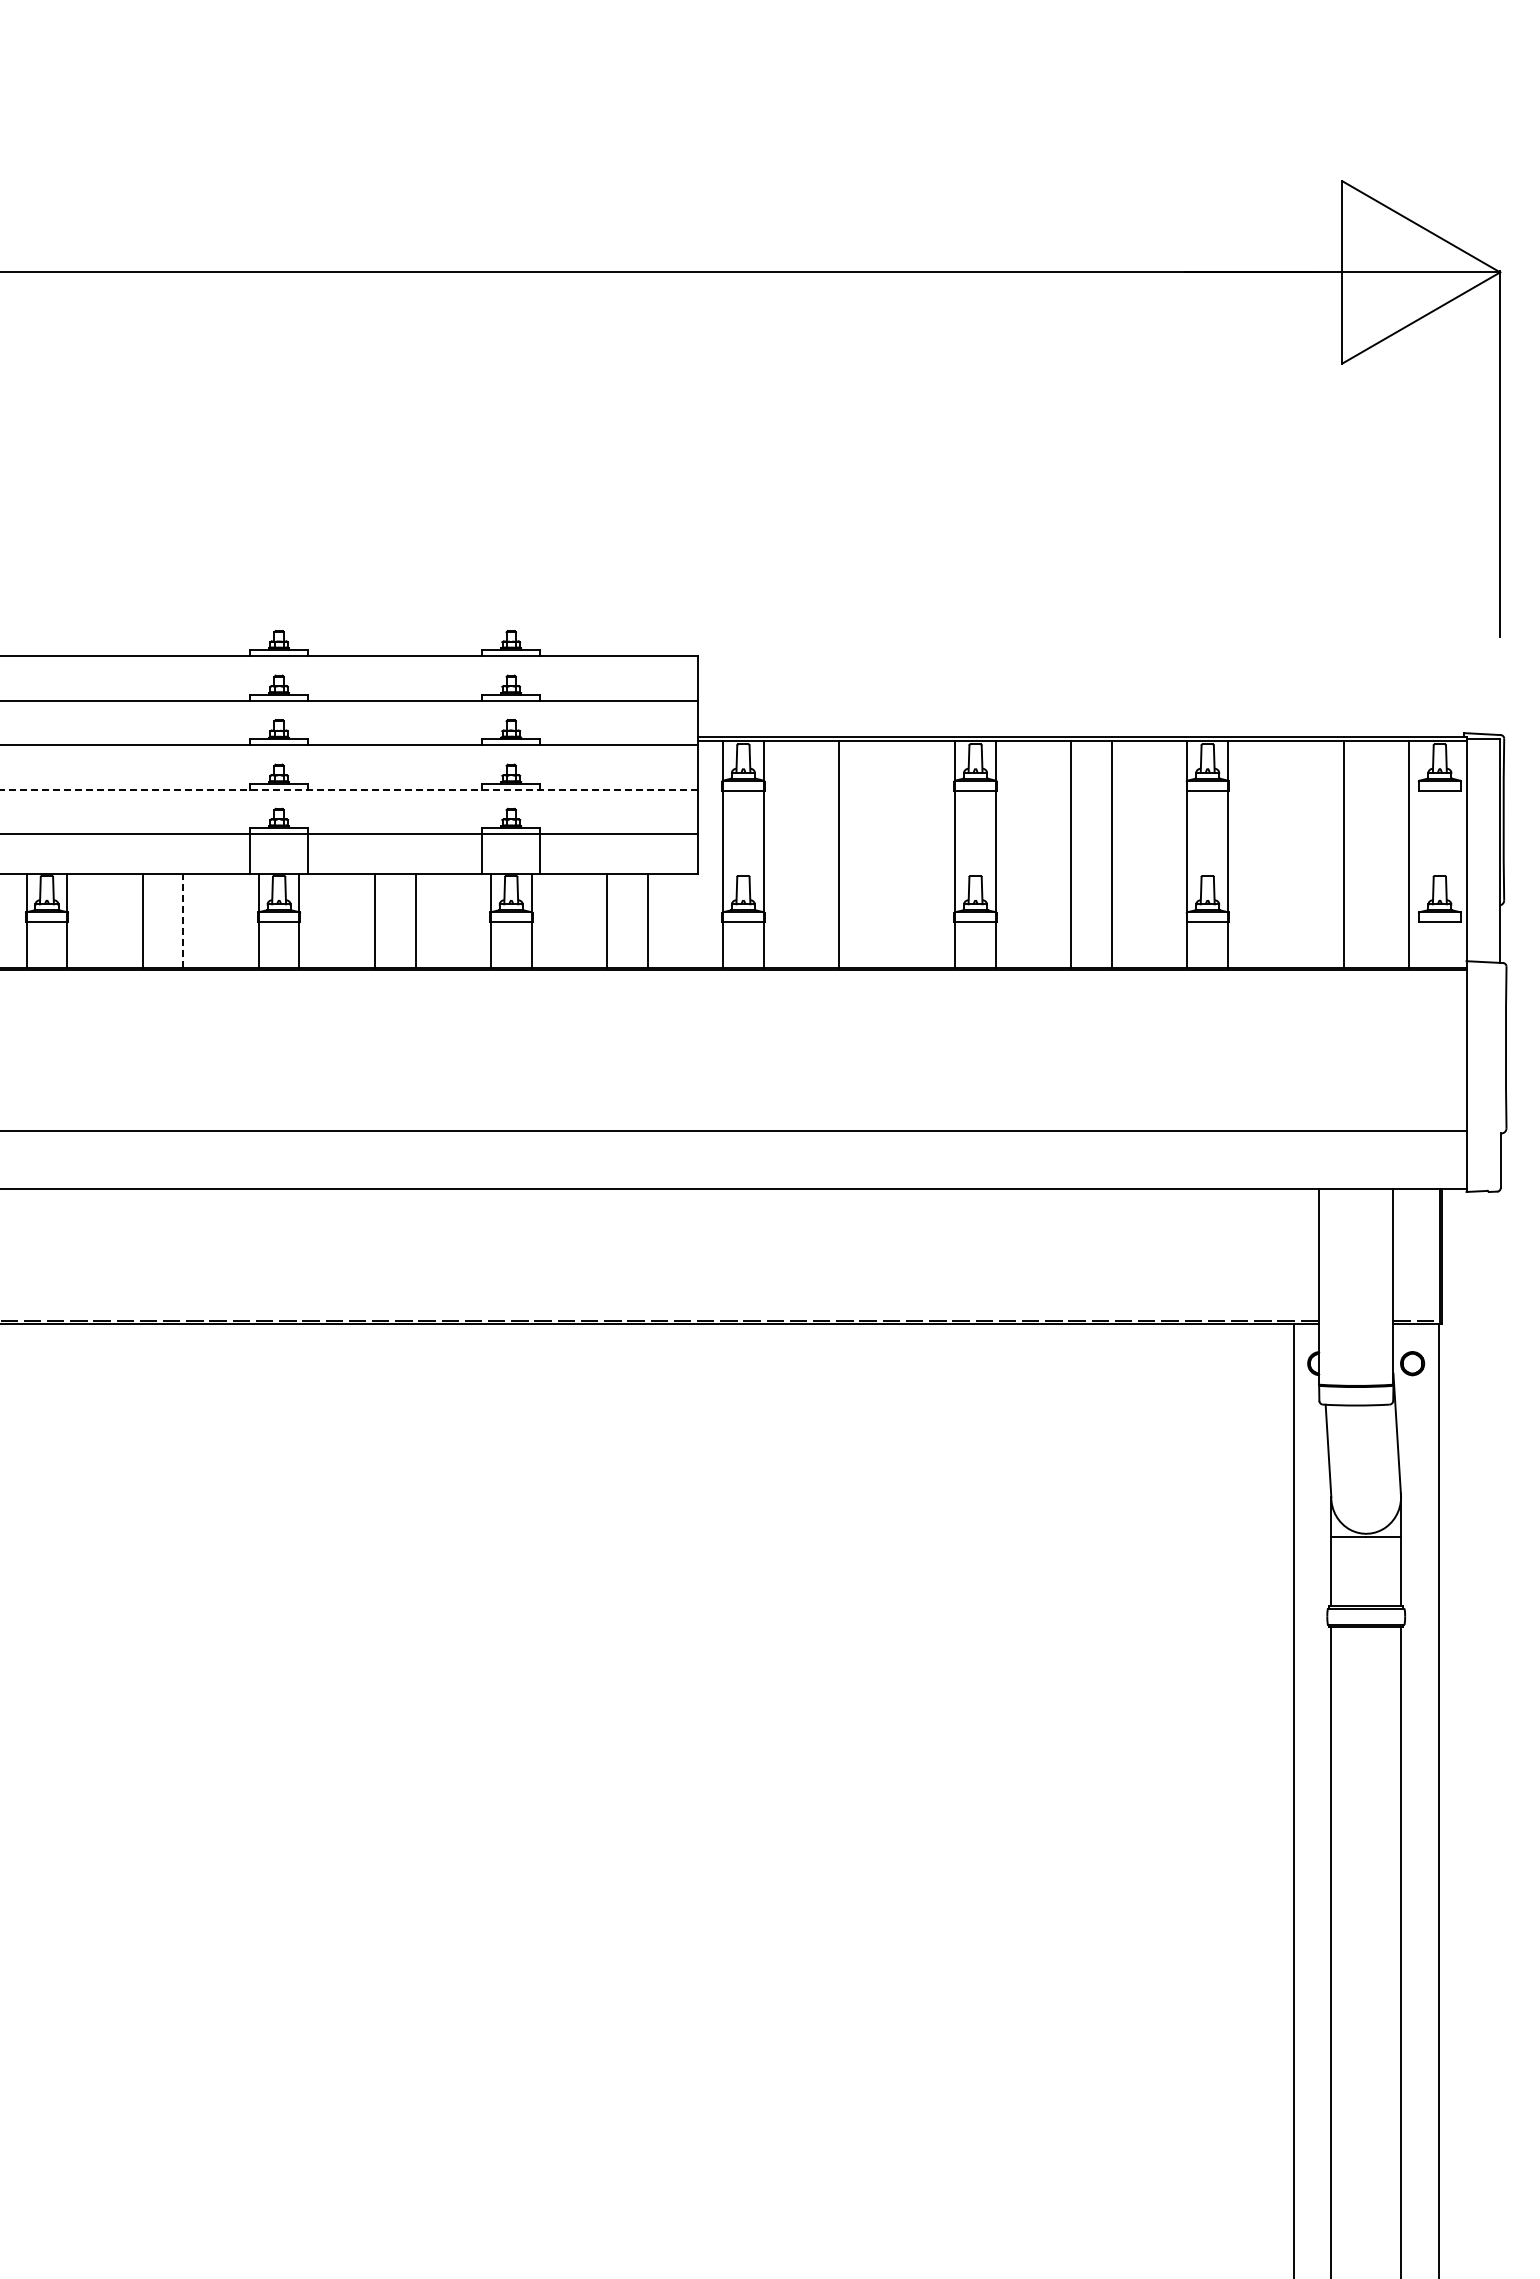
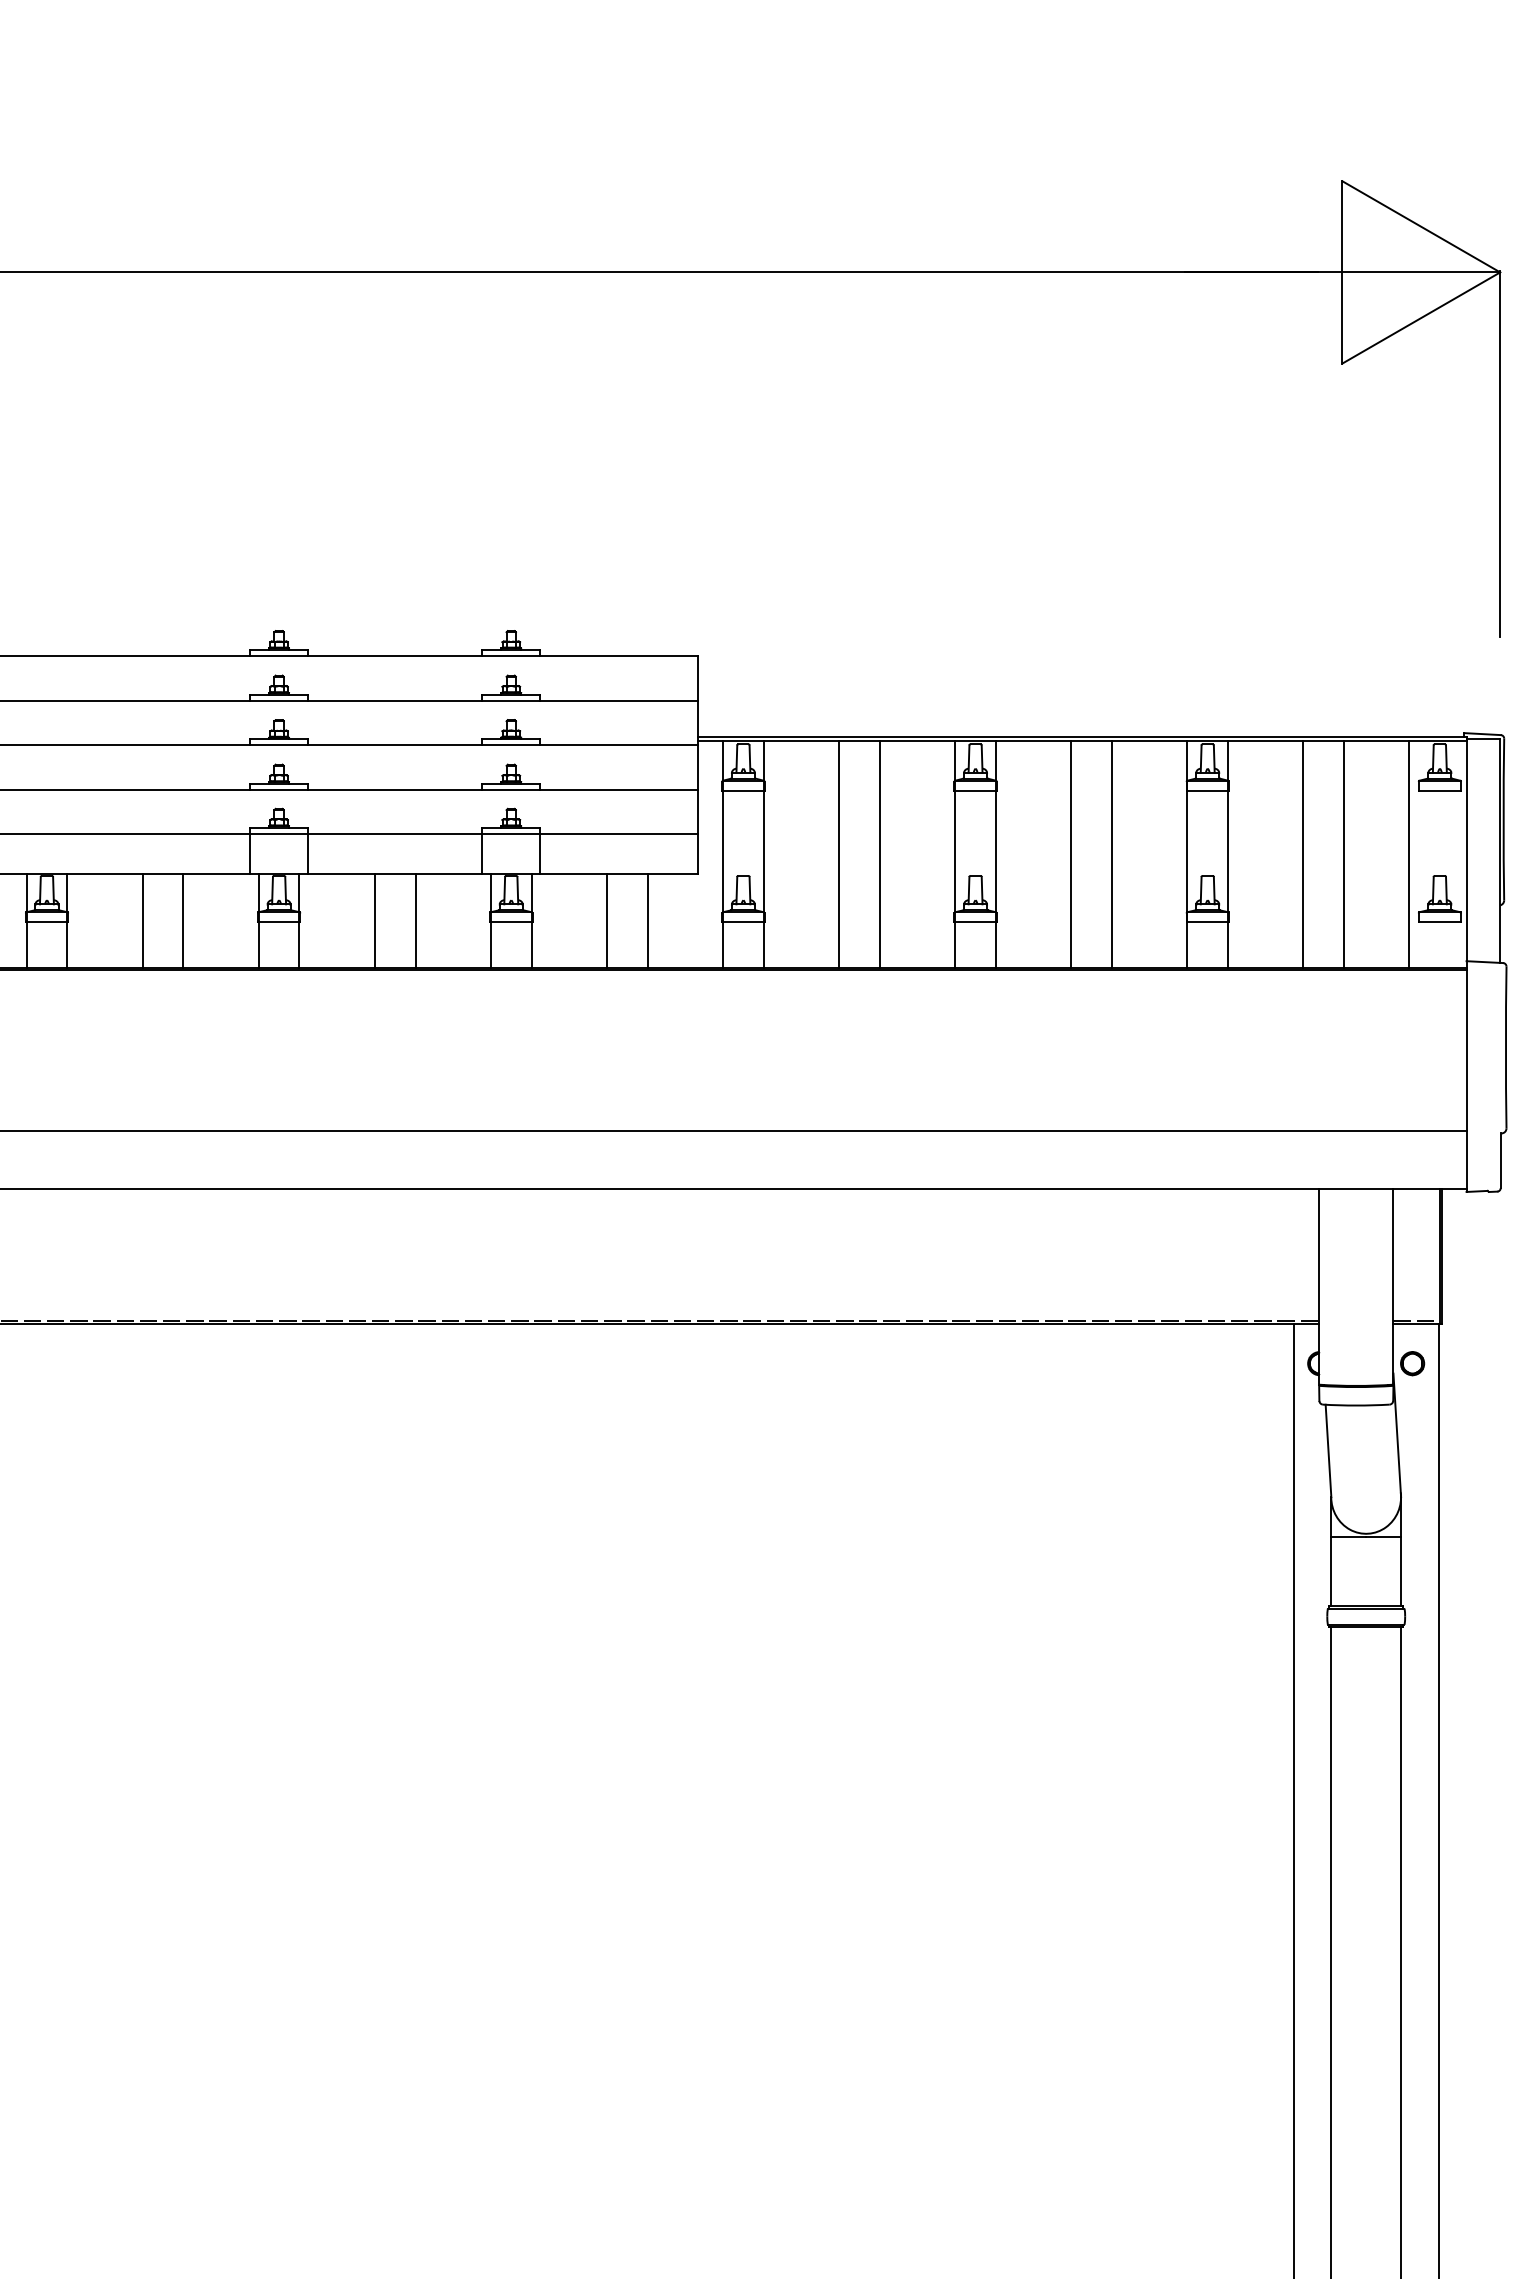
line: dashed -> solid (349, 789)
line: none -> present (879, 854)
line: none -> present (1303, 854)
line: dashed -> solid (183, 920)
